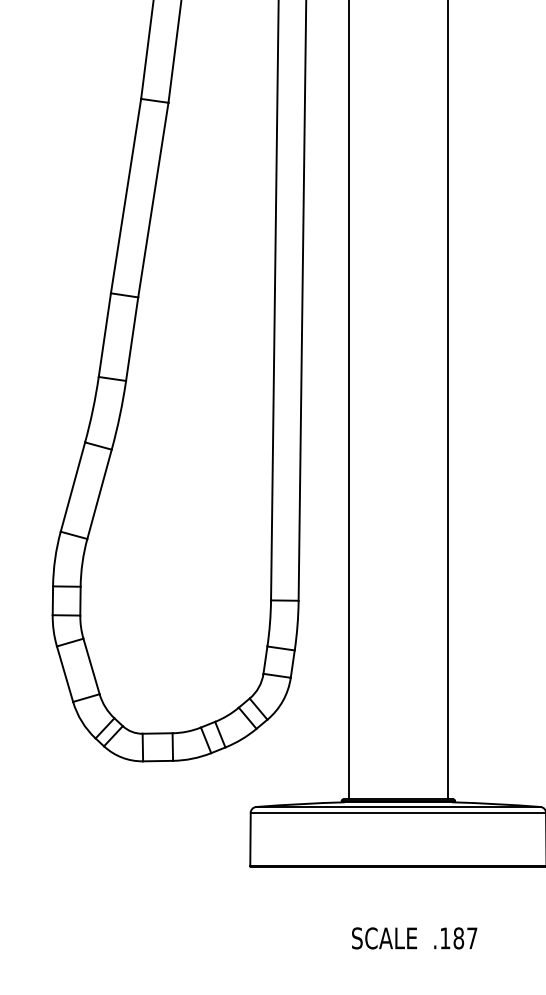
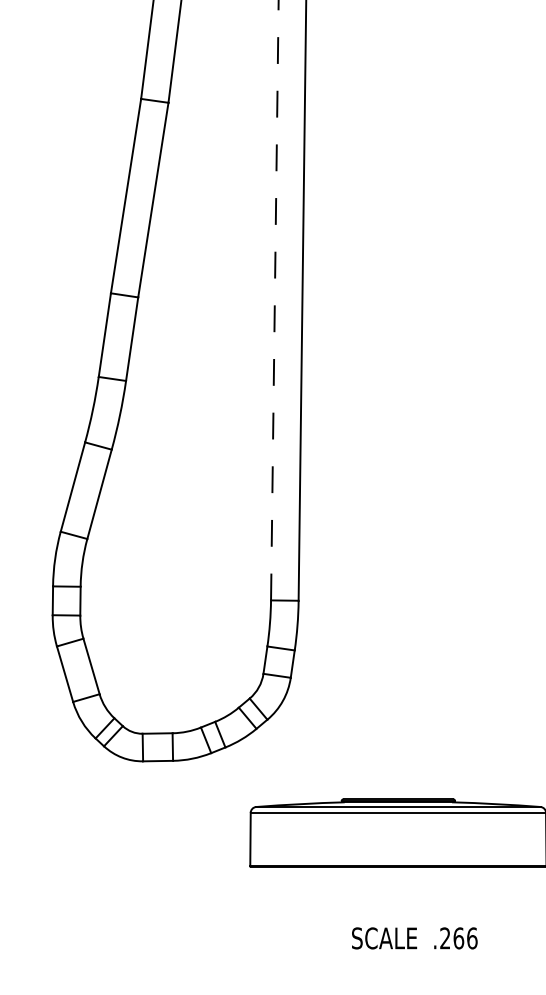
line: solid -> dashed (274, 300)
line: present -> none (349, 400)
line: present -> none (447, 400)
text: .187 -> .266 (458, 938)
